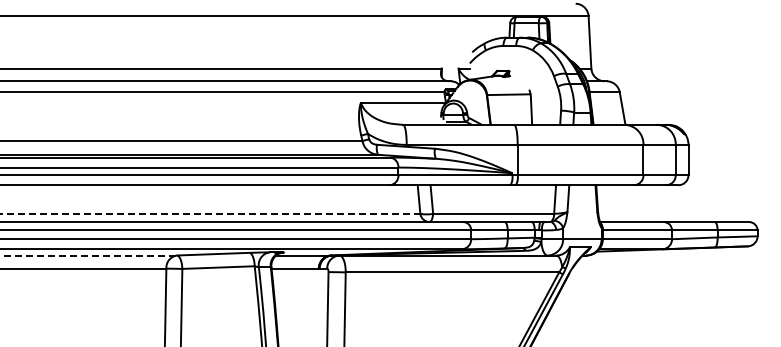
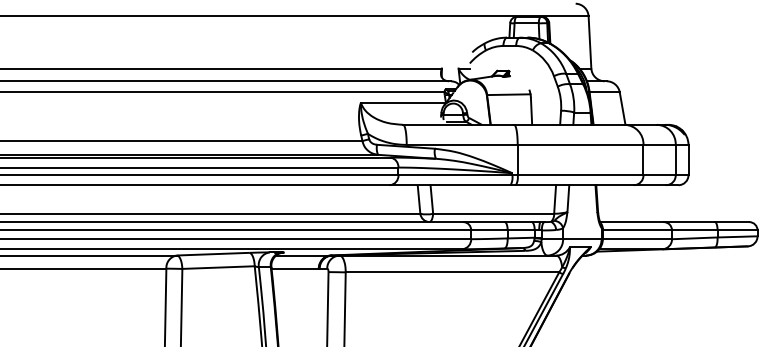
line: dashed -> solid (210, 213)
line: dashed -> solid (89, 255)
